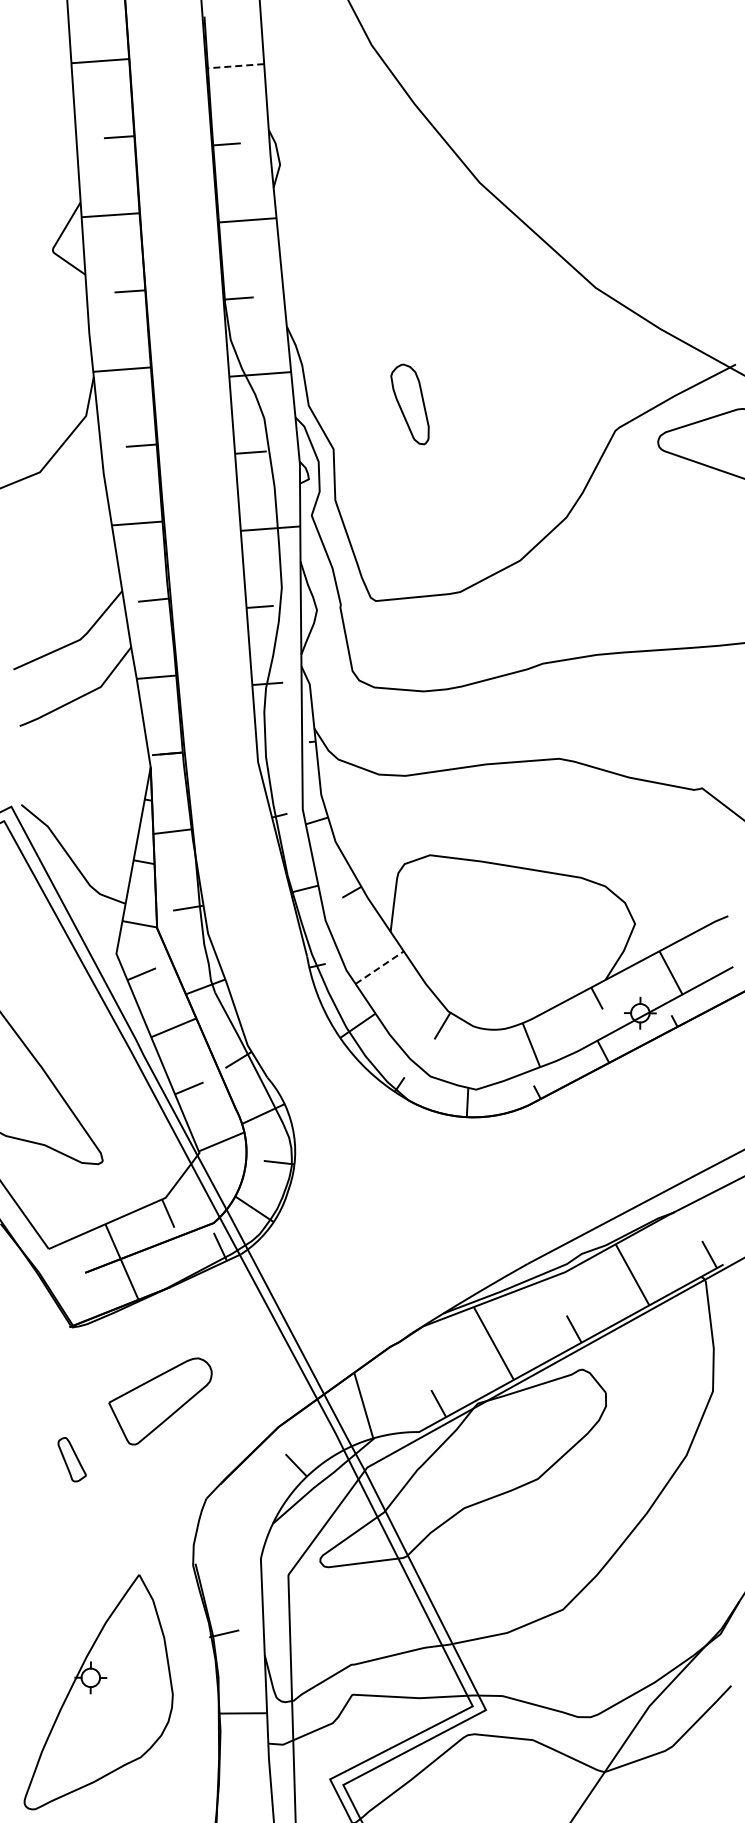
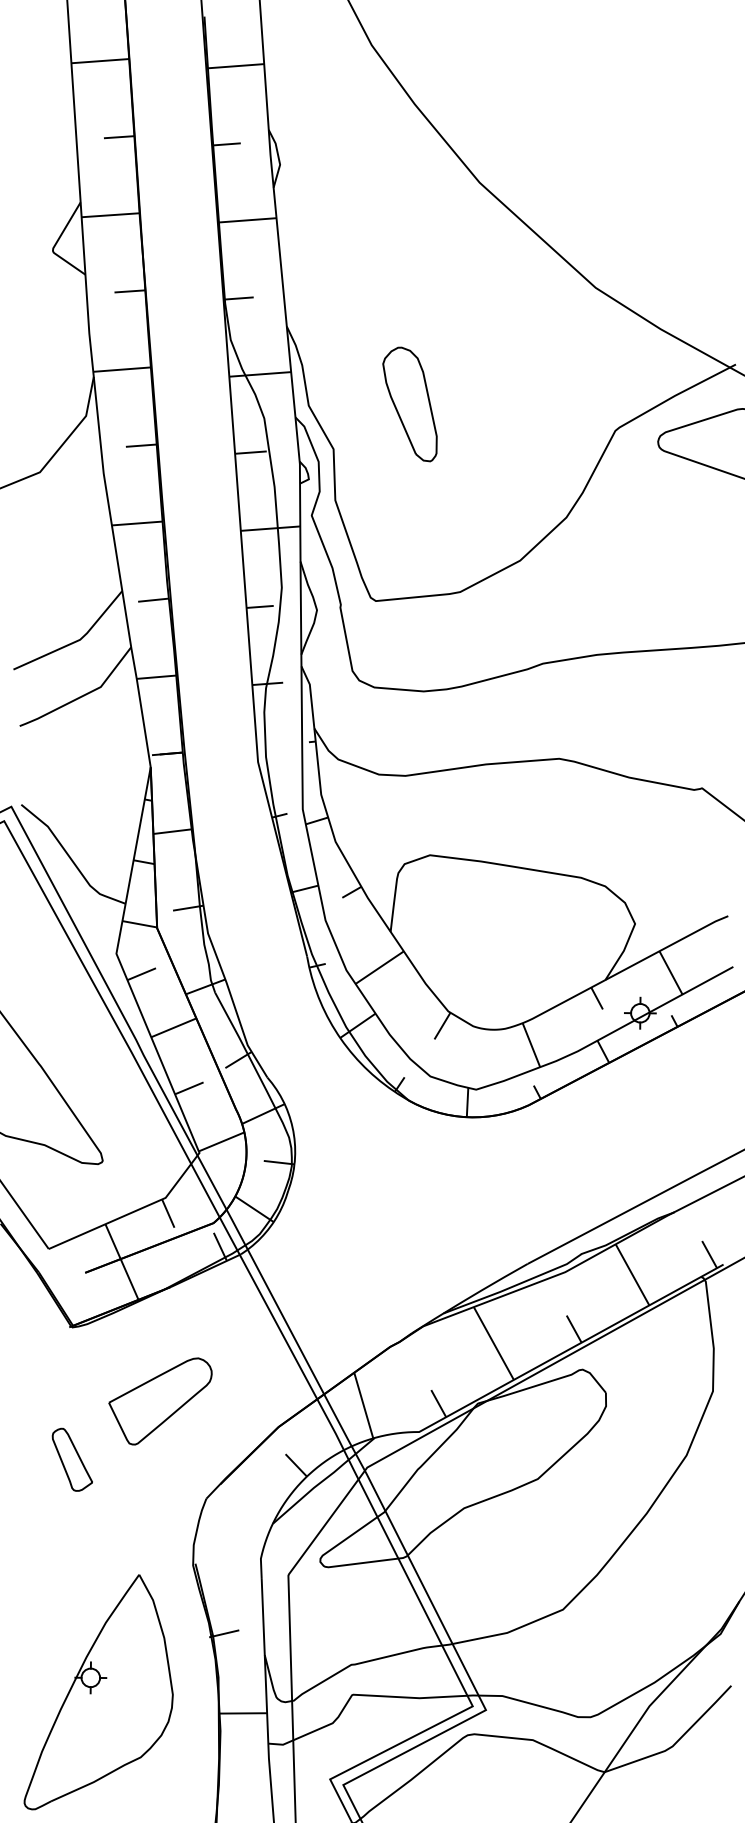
line: dashed -> solid (234, 66)
part size: 40x83 px -> 56x117 px (409, 404)
line: dashed -> solid (380, 967)
part size: 30x46 px -> 42x65 px (71, 1459)
